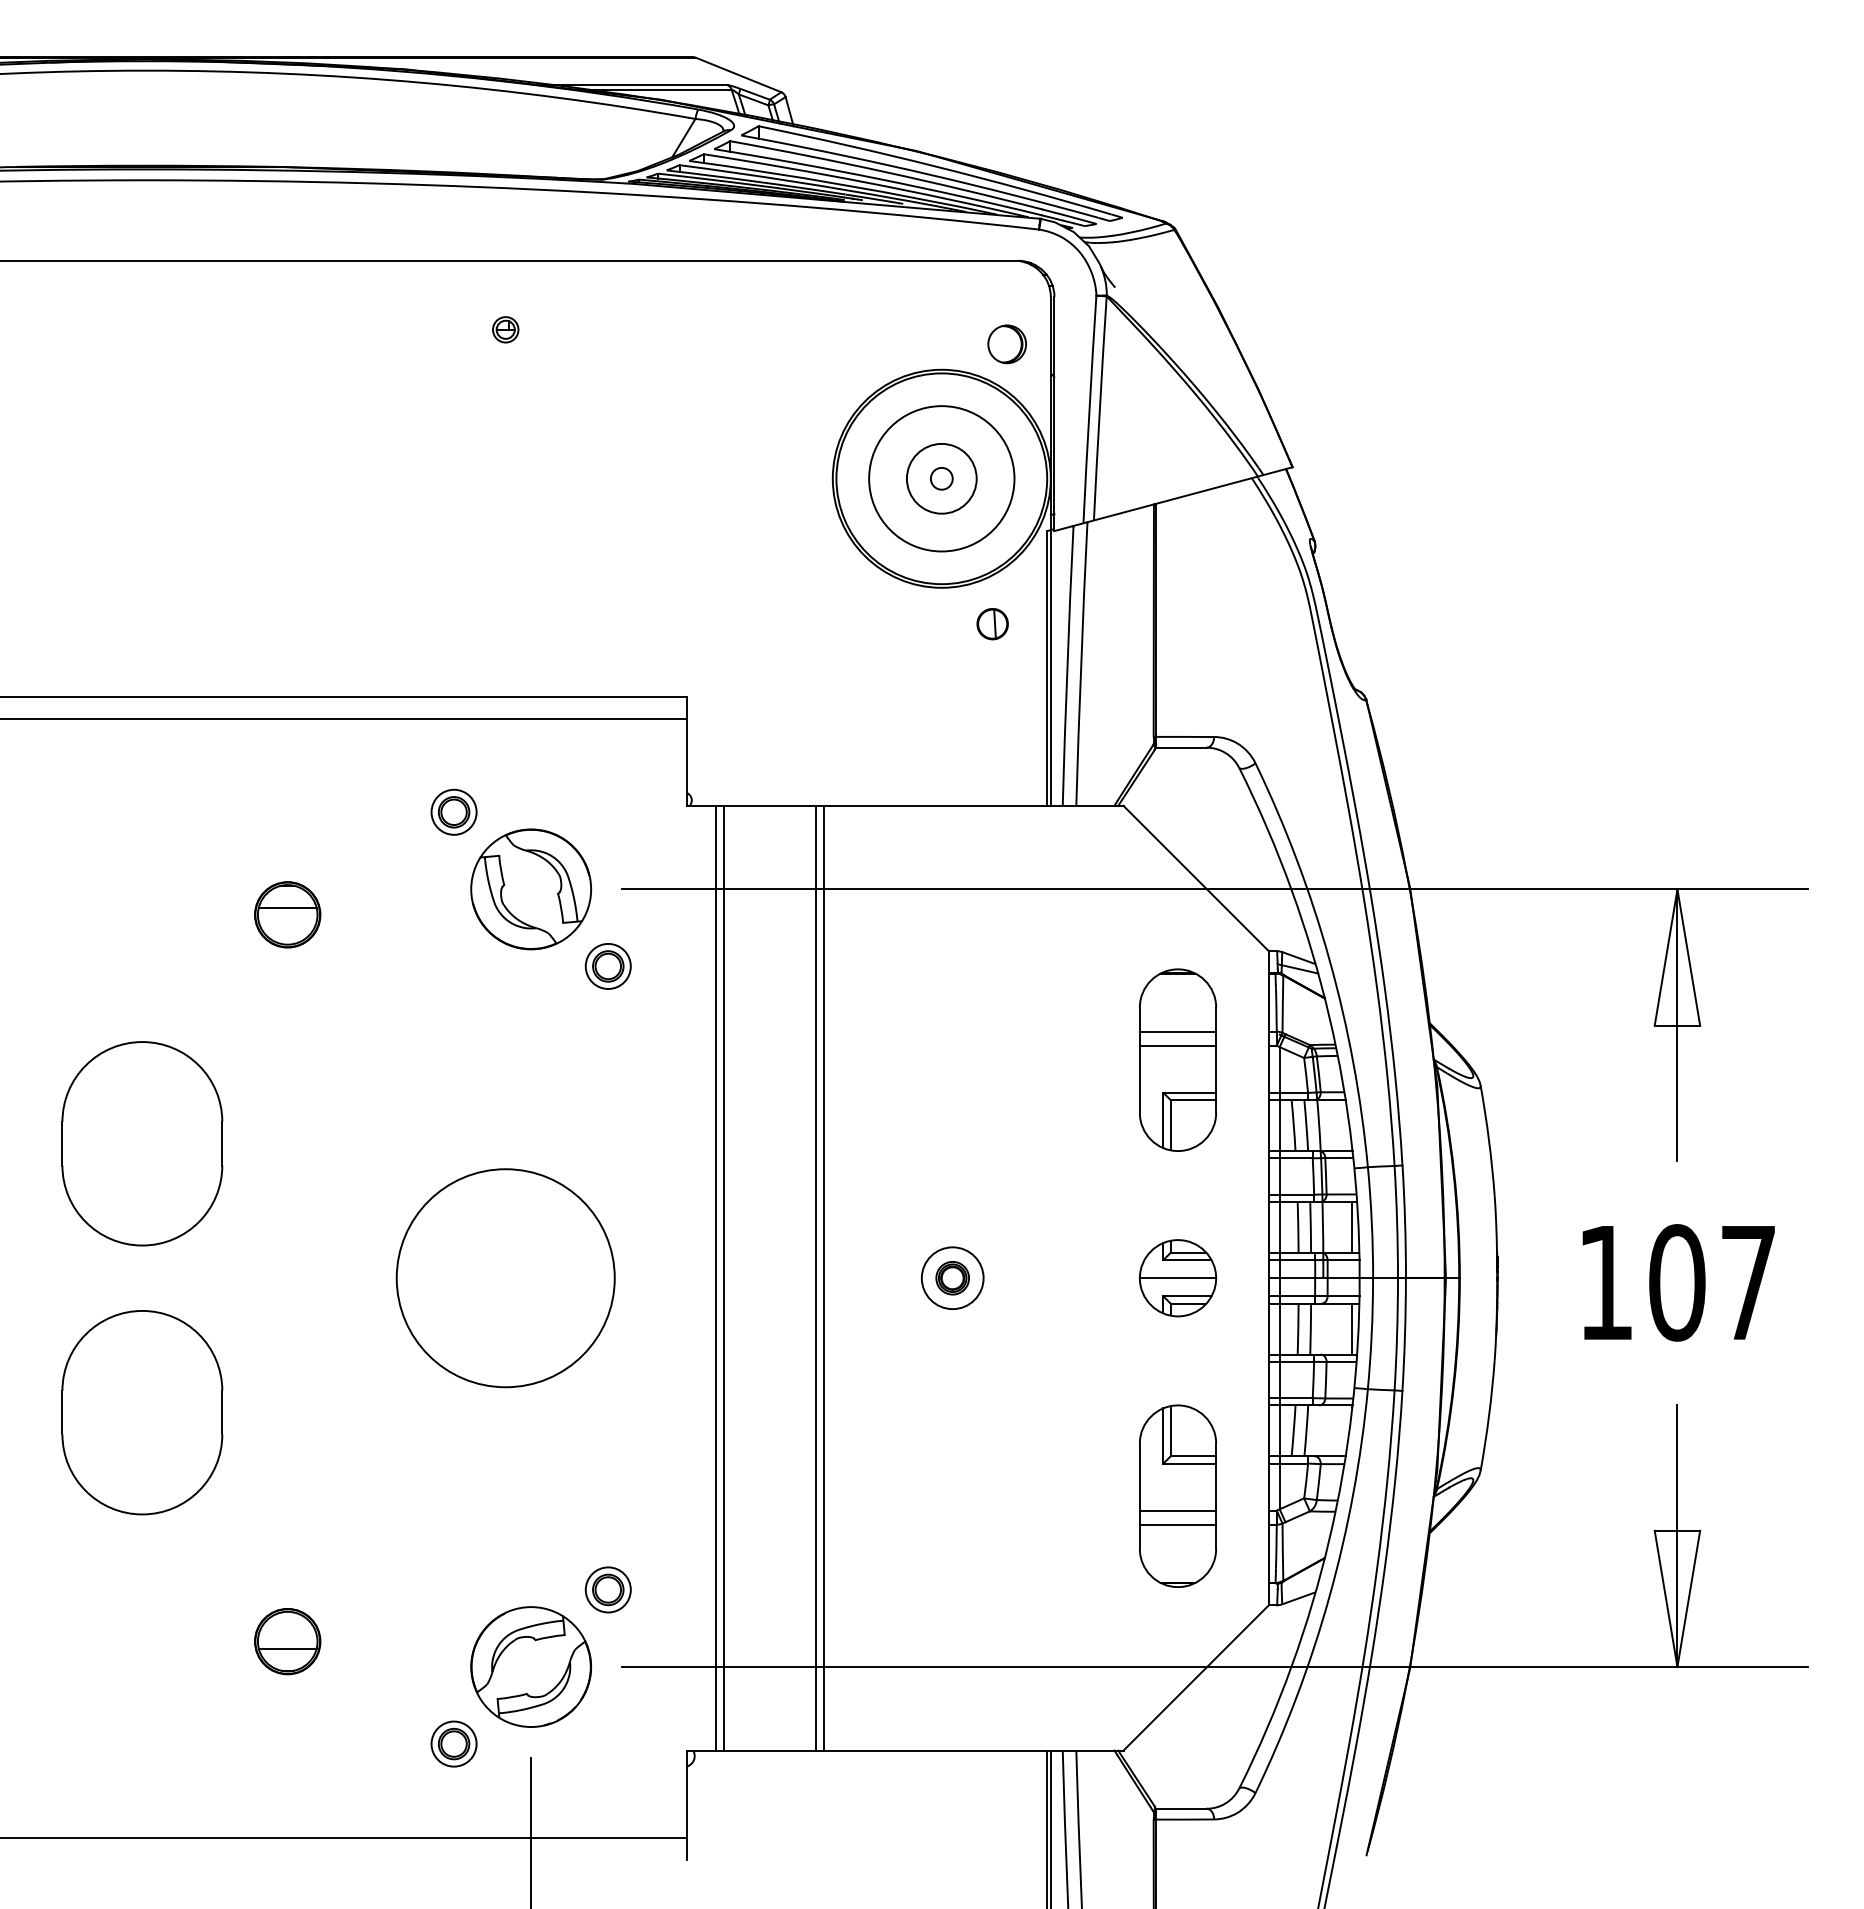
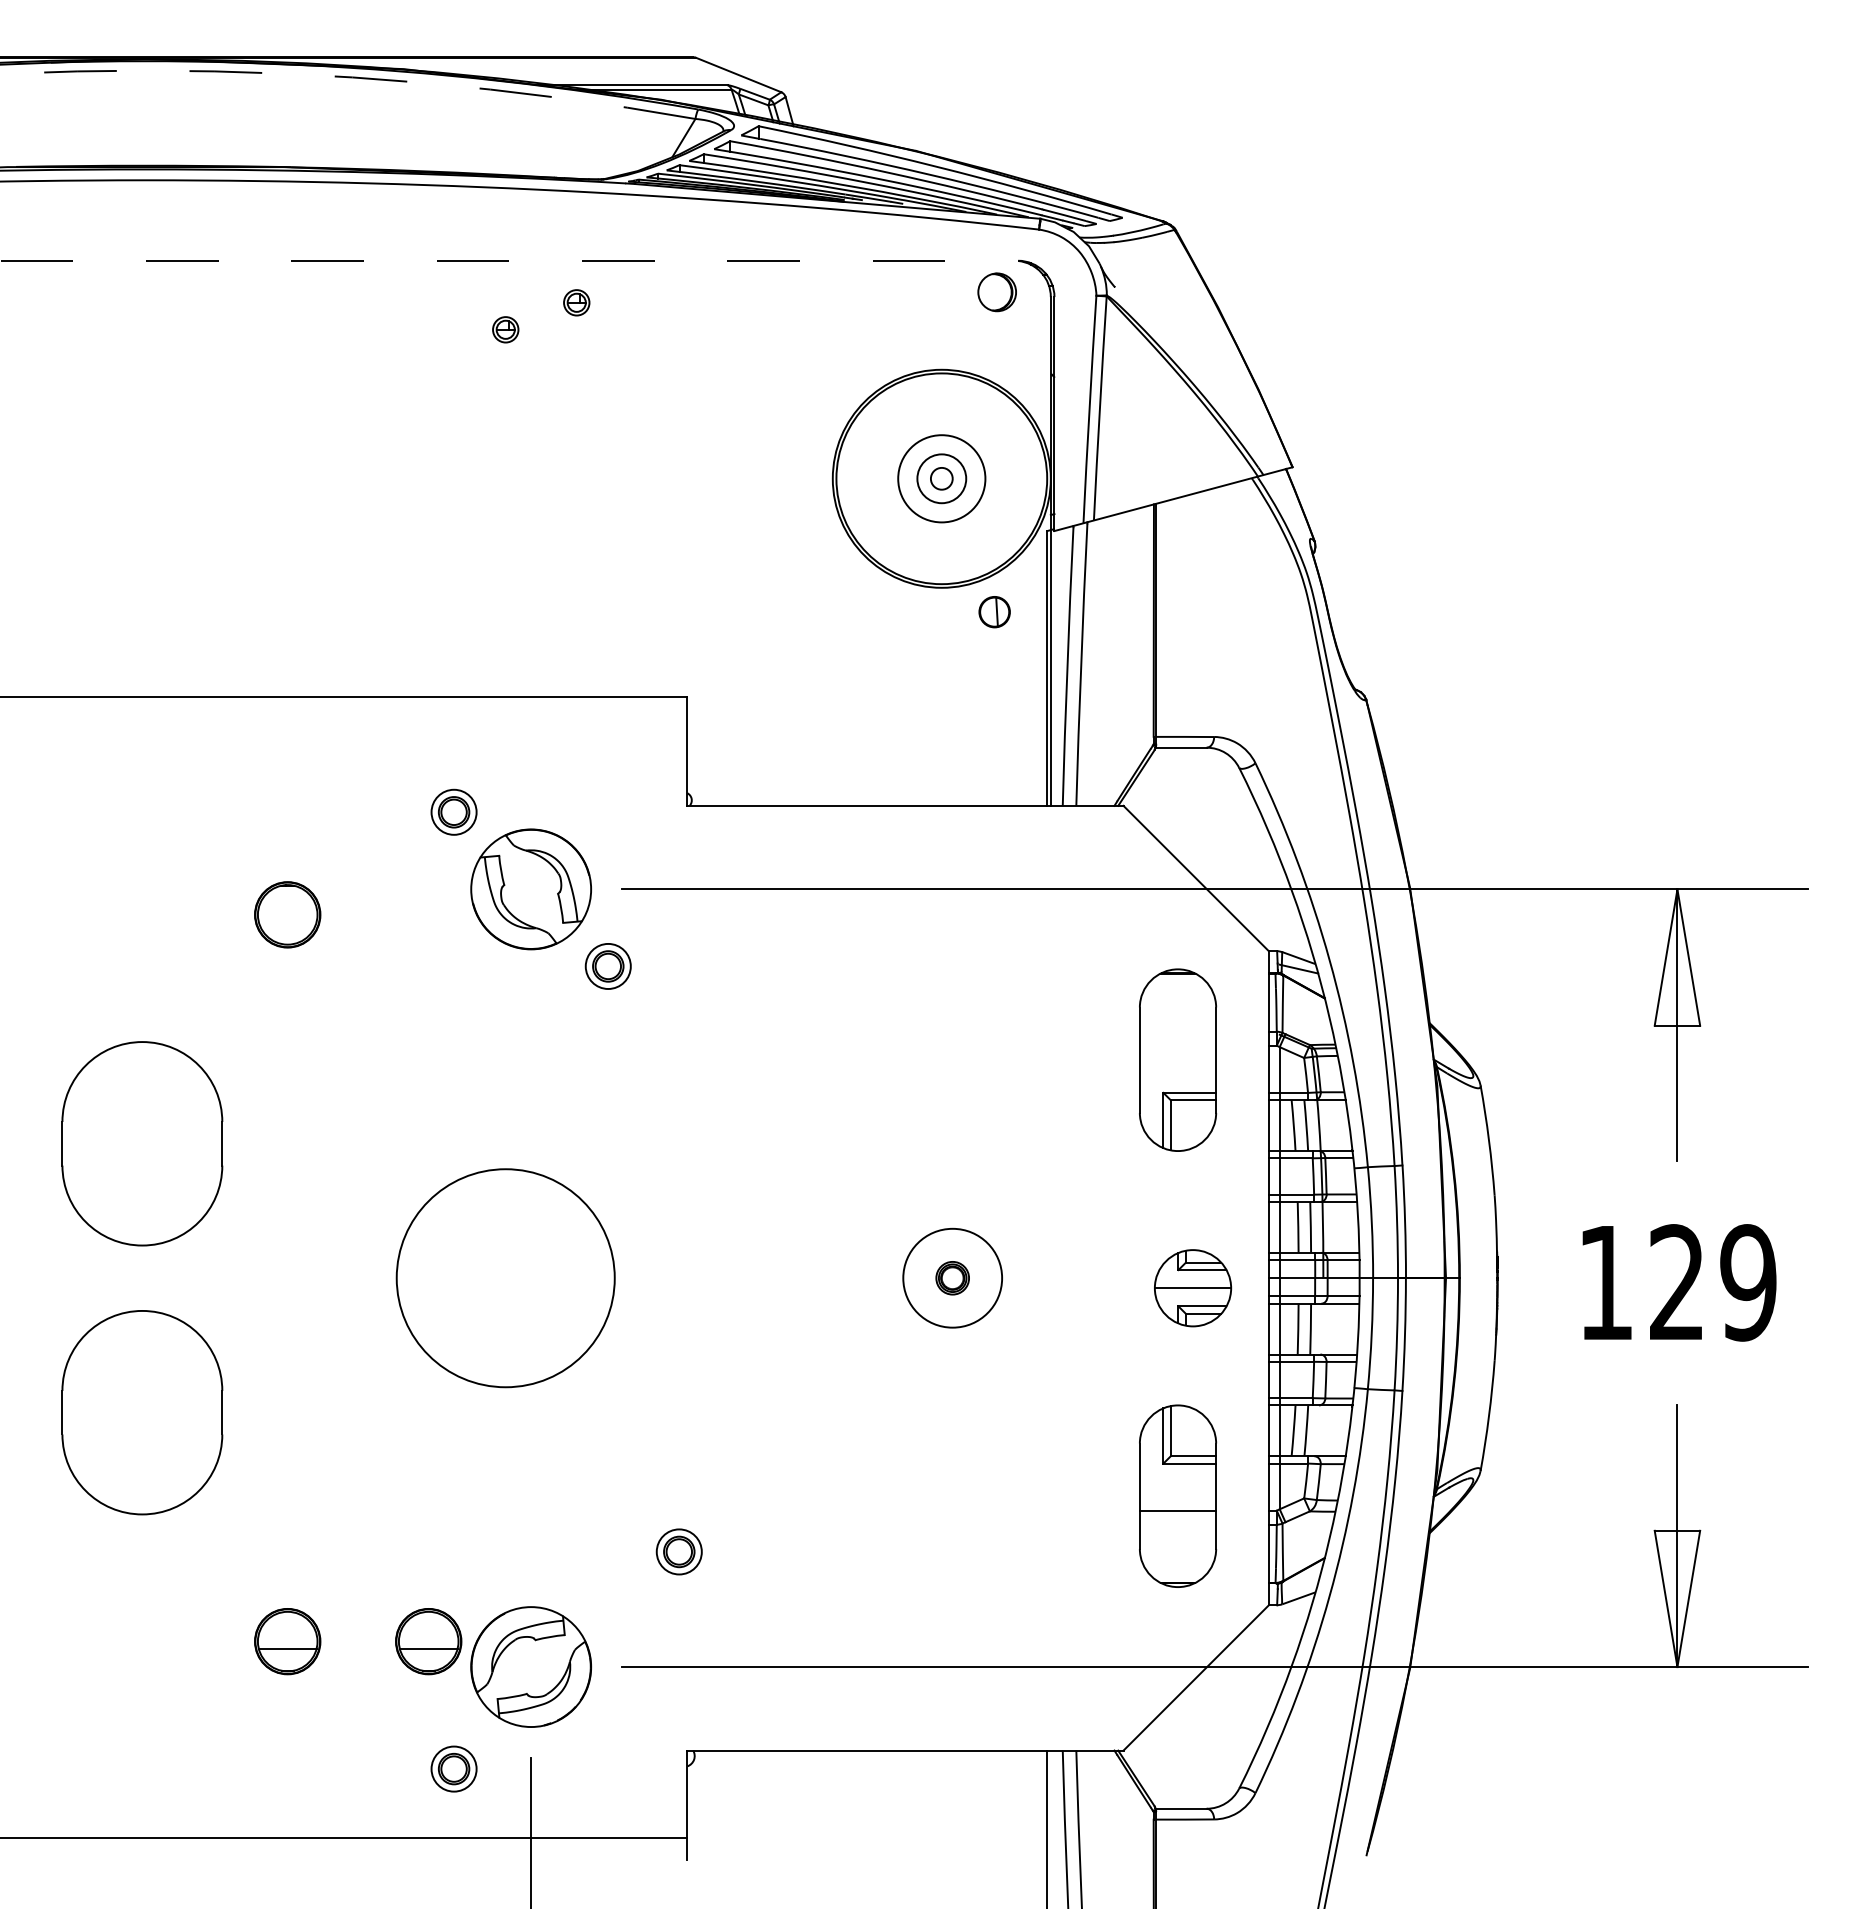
arc: solid -> dashed (348, 77)
line: solid -> dashed (509, 260)
part: none -> present (576, 302)
part position: (1006, 344) -> (996, 292) (996, 292)
circle diameter: 145 px -> 87 px (941, 478)
circle diameter: 70 px -> 49 px (941, 478)
part position: (992, 624) -> (994, 612) (994, 612)
line: present -> none (344, 718)
line: present -> none (287, 907)
line: present -> none (1177, 1031)
line: present -> none (1177, 1045)
line: present -> none (1352, 1226)
line: present -> none (716, 1277)
line: present -> none (723, 1277)
line: present -> none (816, 1277)
line: present -> none (823, 1277)
circle diameter: 62 px -> 99 px (952, 1277)
part position: (1178, 1278) -> (1193, 1288) (1193, 1288)
text: 107 -> 129 (1712, 1282)
line: present -> none (1352, 1328)
line: present -> none (1177, 1524)
part position: (607, 1589) -> (678, 1551) (678, 1551)
part: none -> present (428, 1641)
part position: (453, 1743) -> (453, 1768) (453, 1768)
line: present -> none (1050, 1827)
